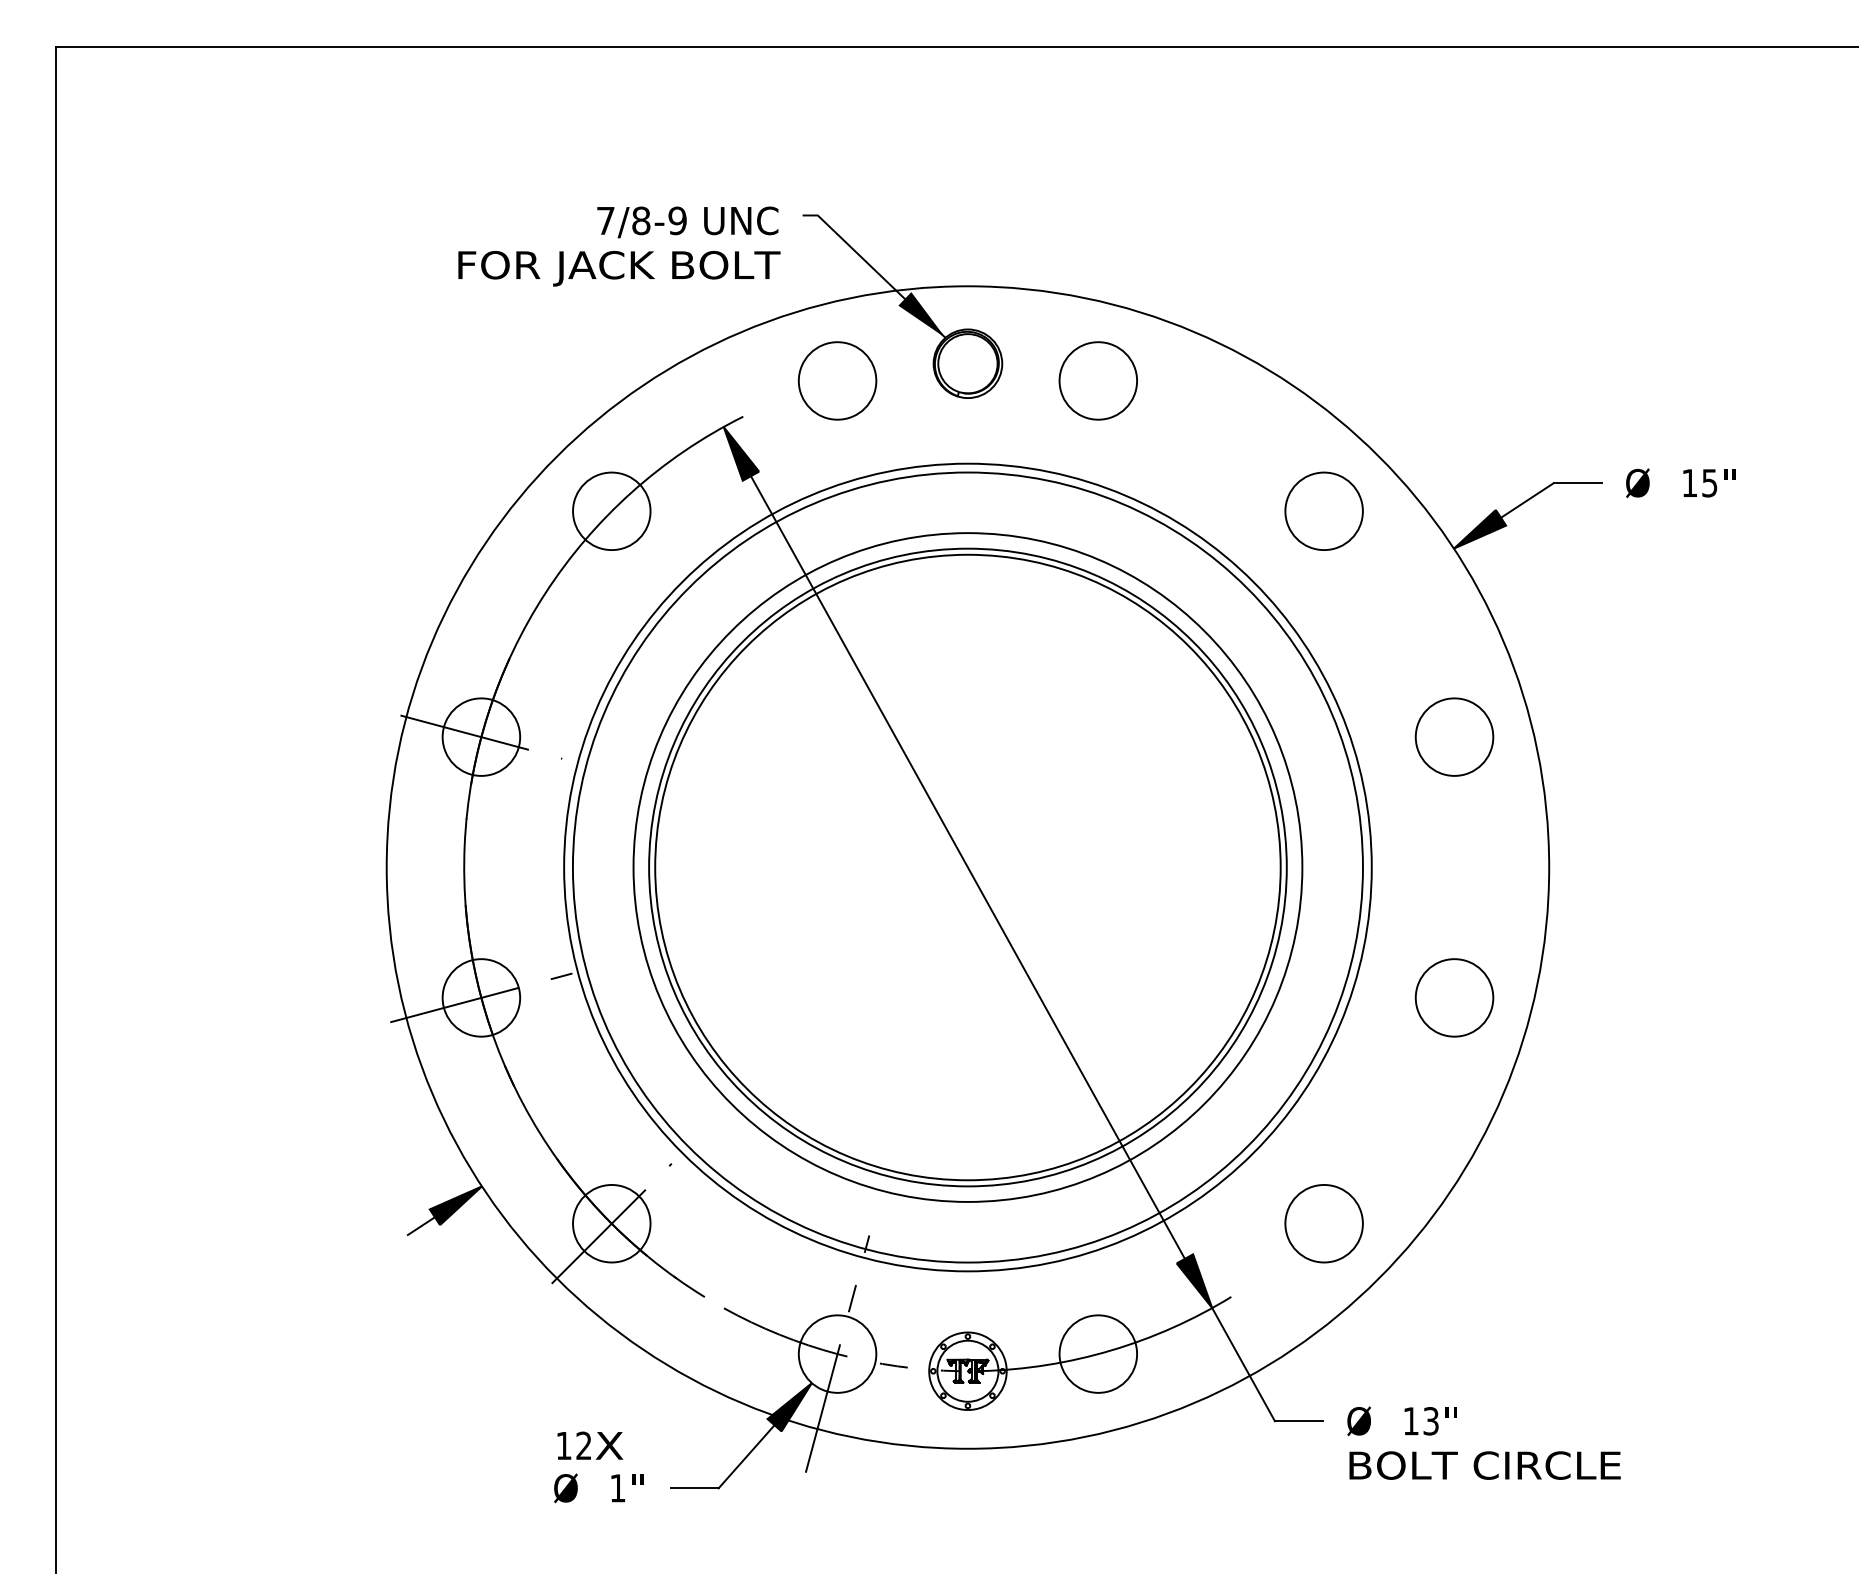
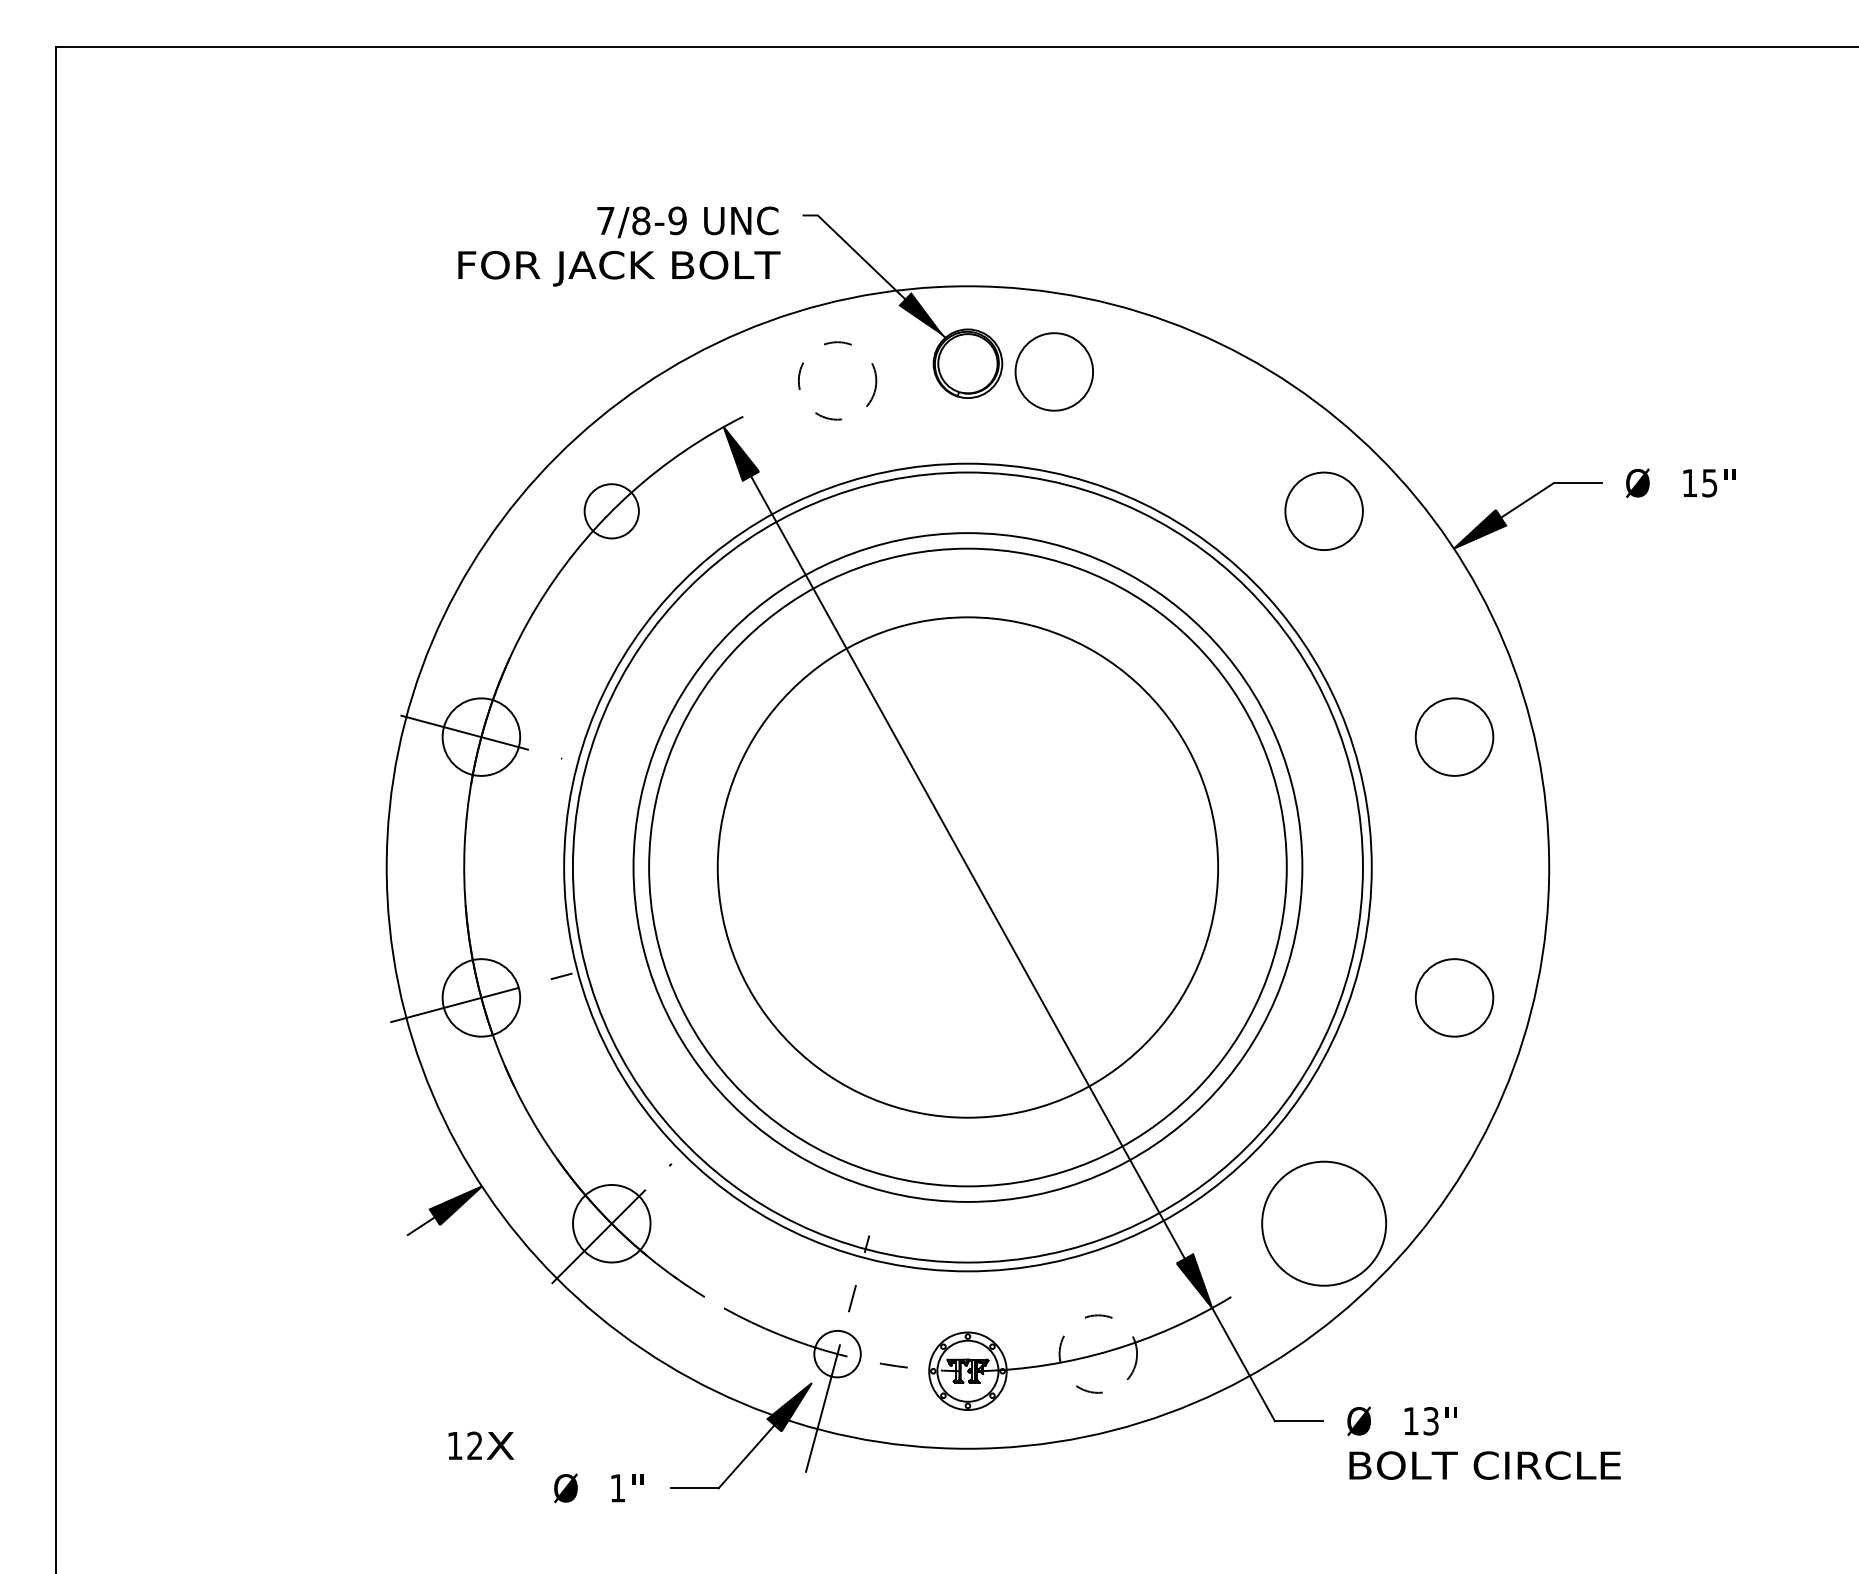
circle: solid -> dashed (837, 380)
circle position: (1097, 380) -> (1053, 371) (1053, 371)
circle diameter: 78 px -> 54 px (611, 511)
circle diameter: 625 px -> 500 px (967, 867)
circle diameter: 78 px -> 124 px (1324, 1223)
circle diameter: 78 px -> 47 px (837, 1353)
circle: solid -> dashed (1098, 1353)
text position: (590, 1445) -> (481, 1445) (481, 1445)
